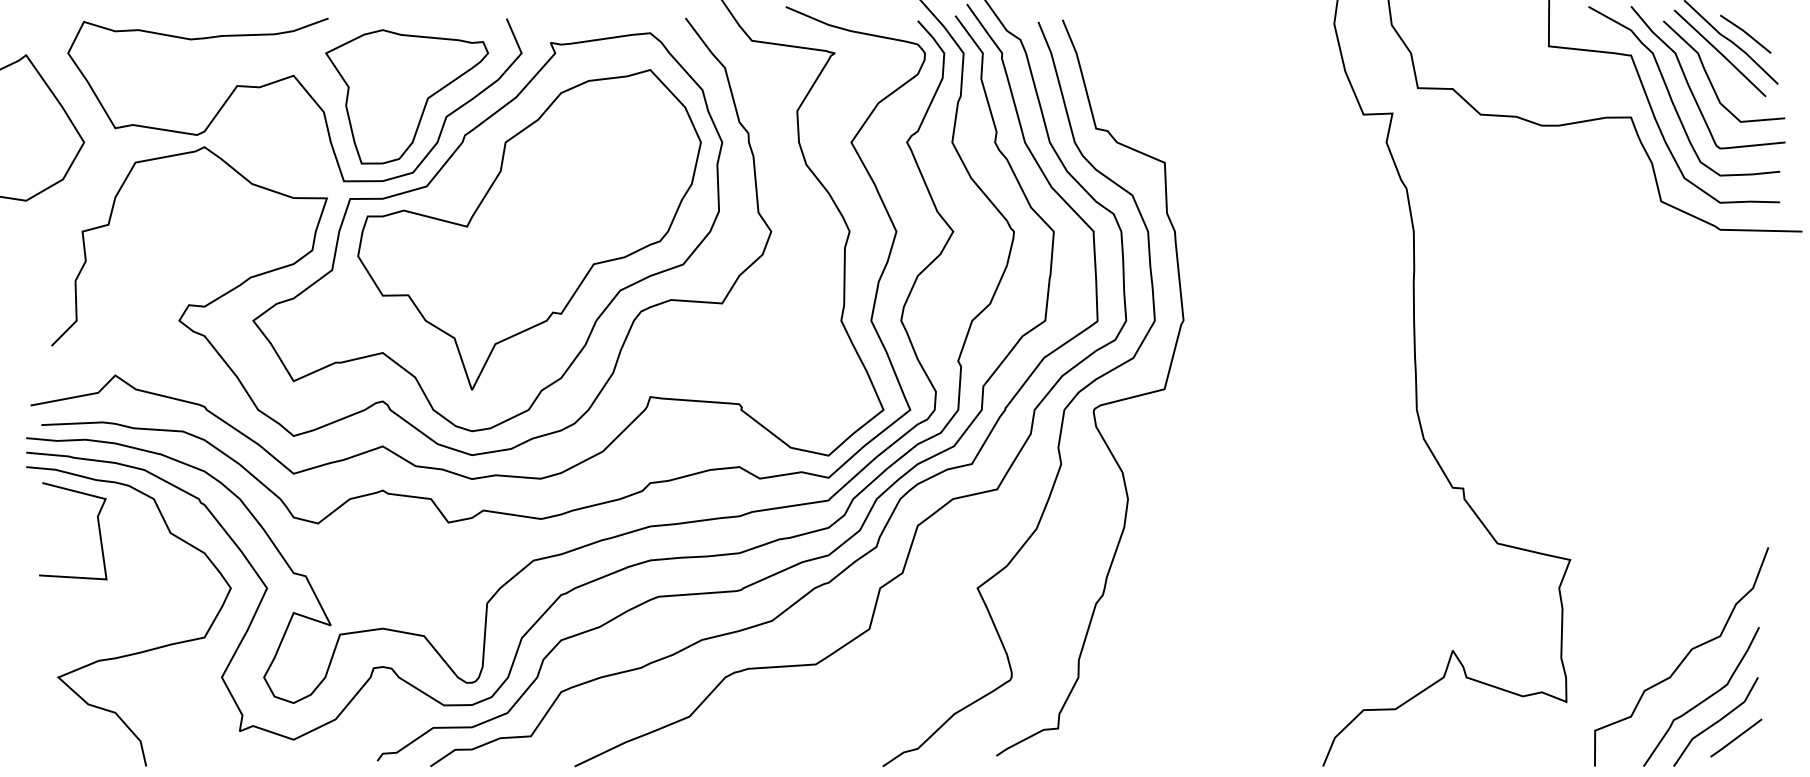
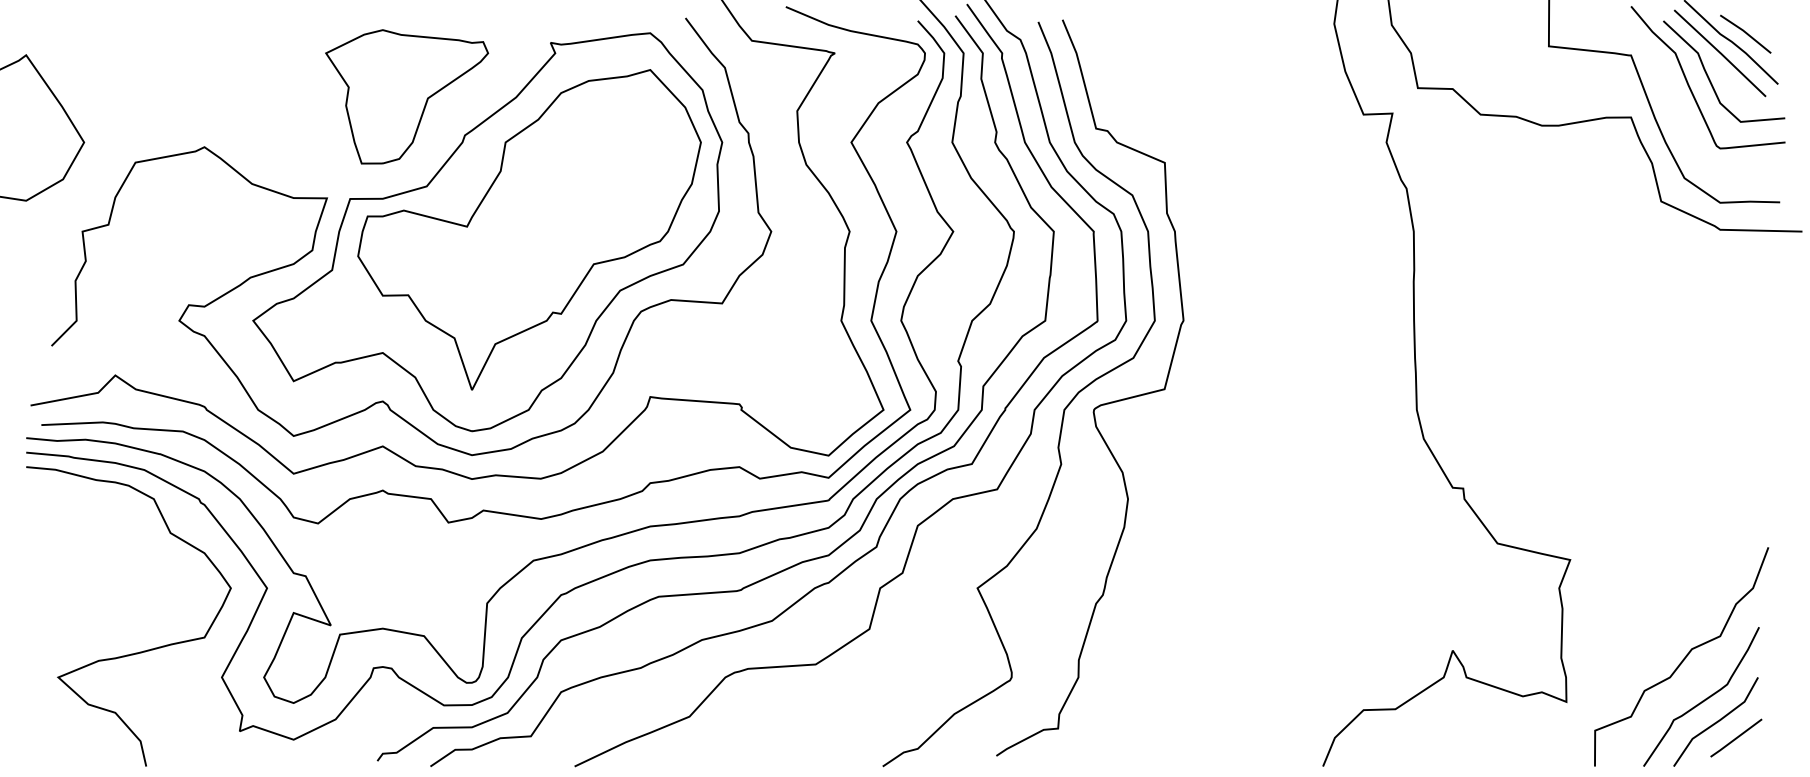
curve: present -> none (303, 89)
curve: present -> none (1671, 96)
line: present -> none (98, 530)
